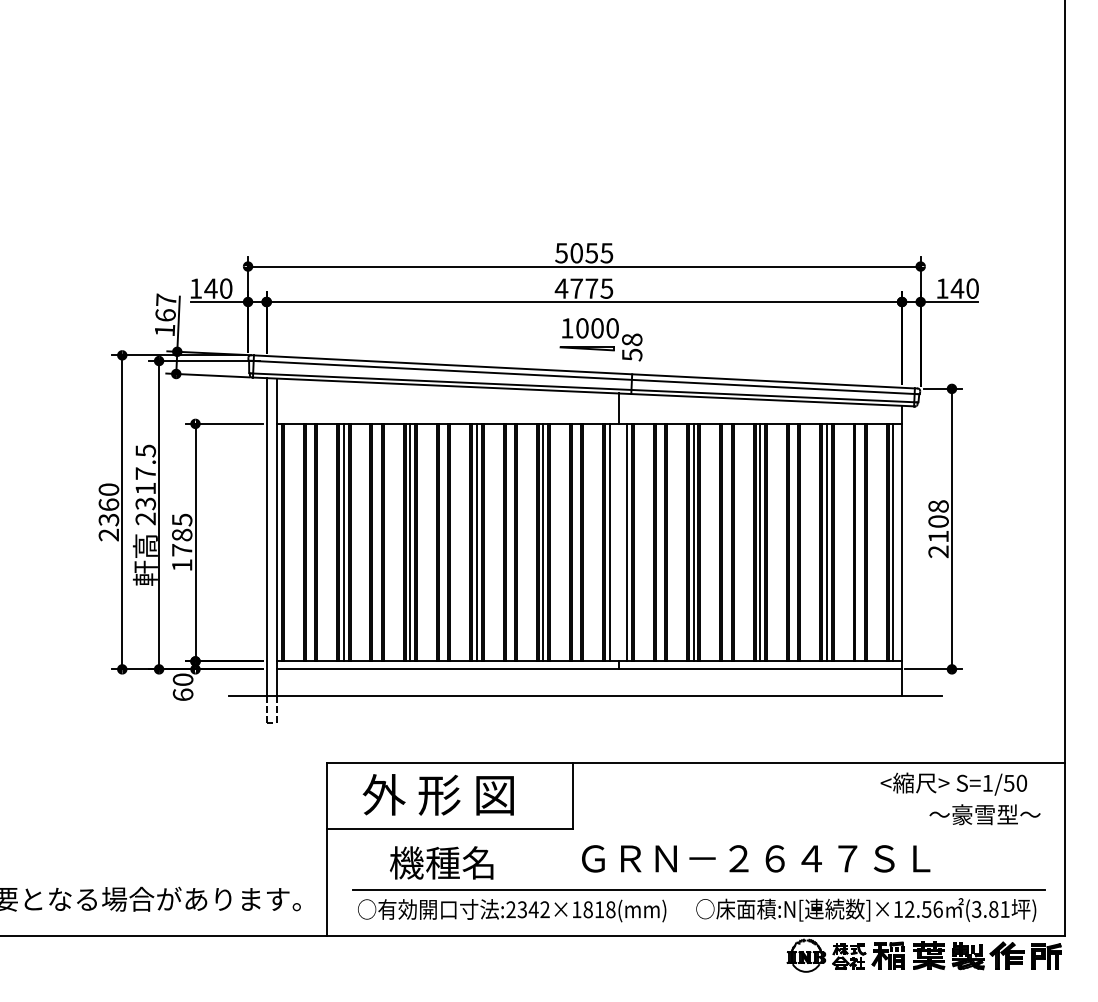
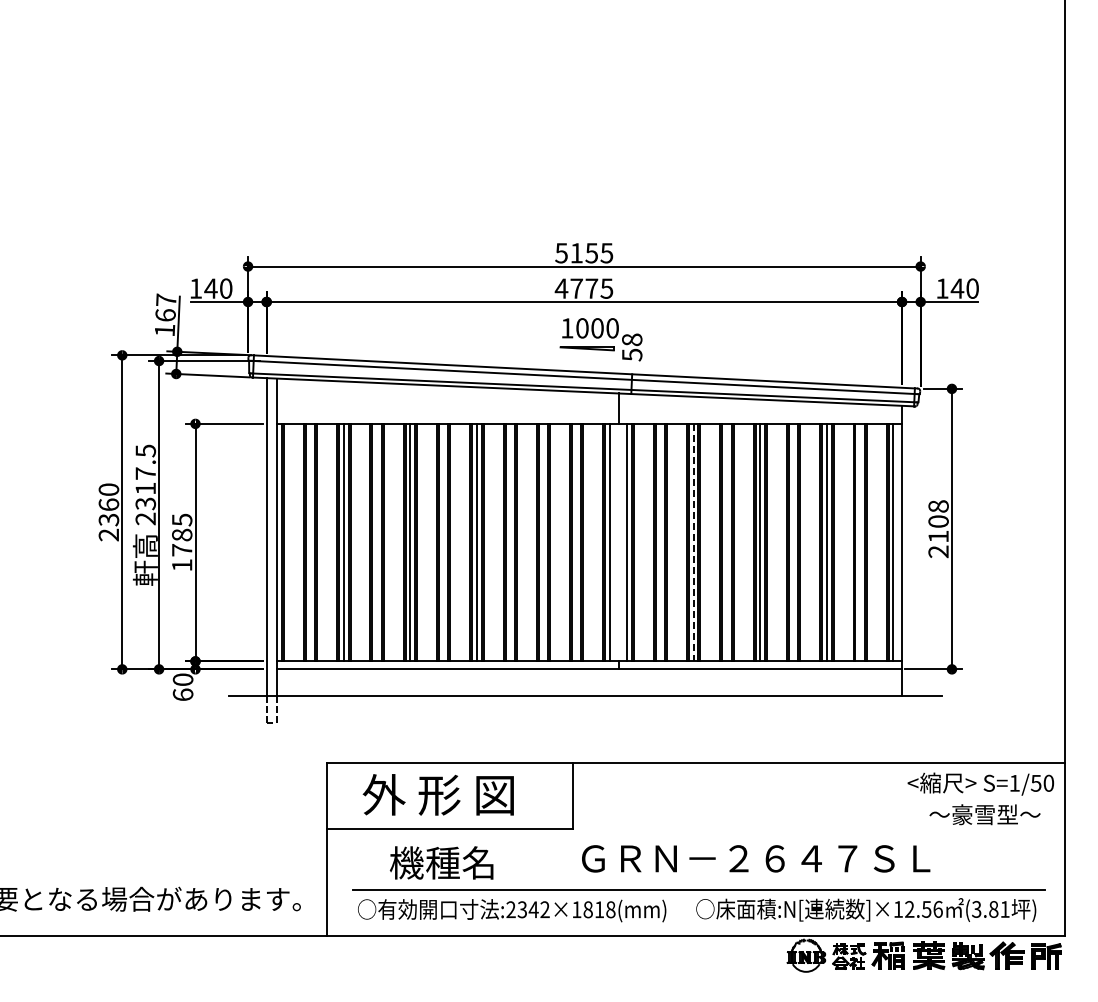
text: 5055 -> 5155 (576, 253)
line: present -> none (543, 542)
line: solid -> dashed (693, 542)
text position: (953, 783) -> (980, 783) (980, 783)
